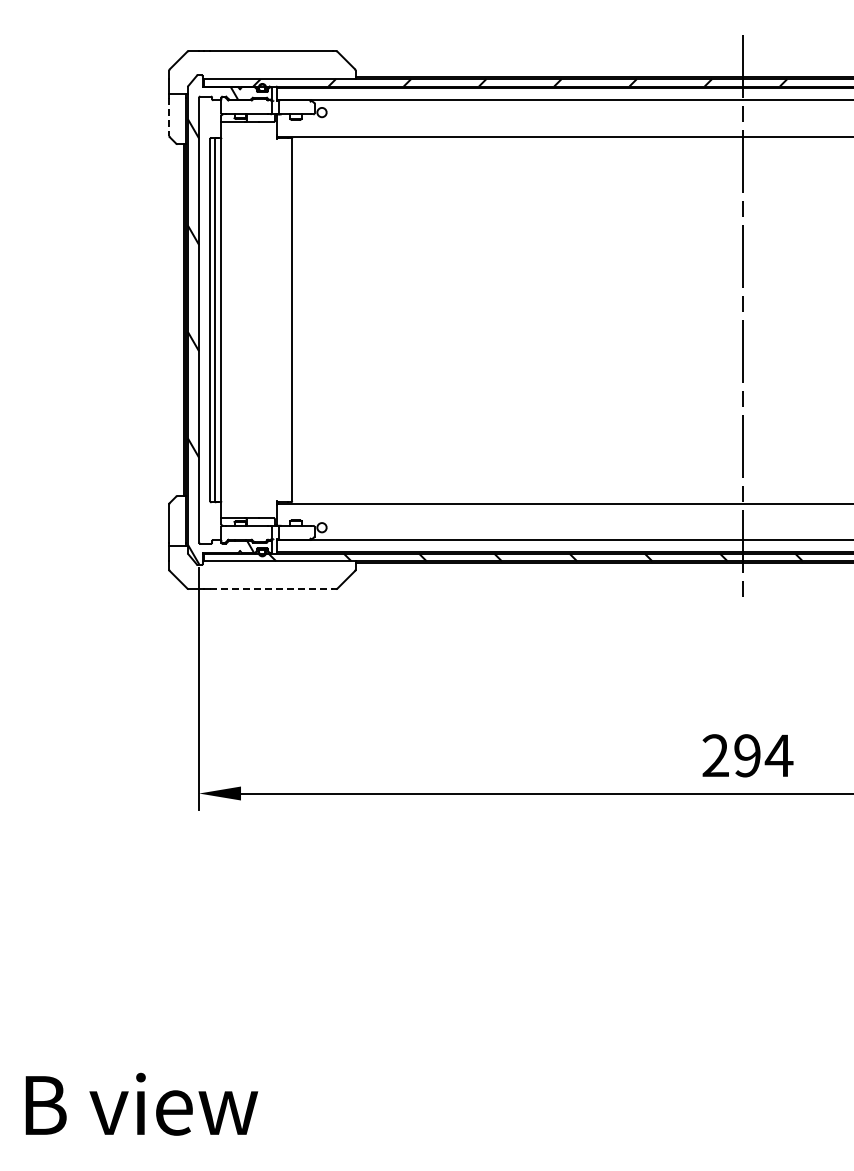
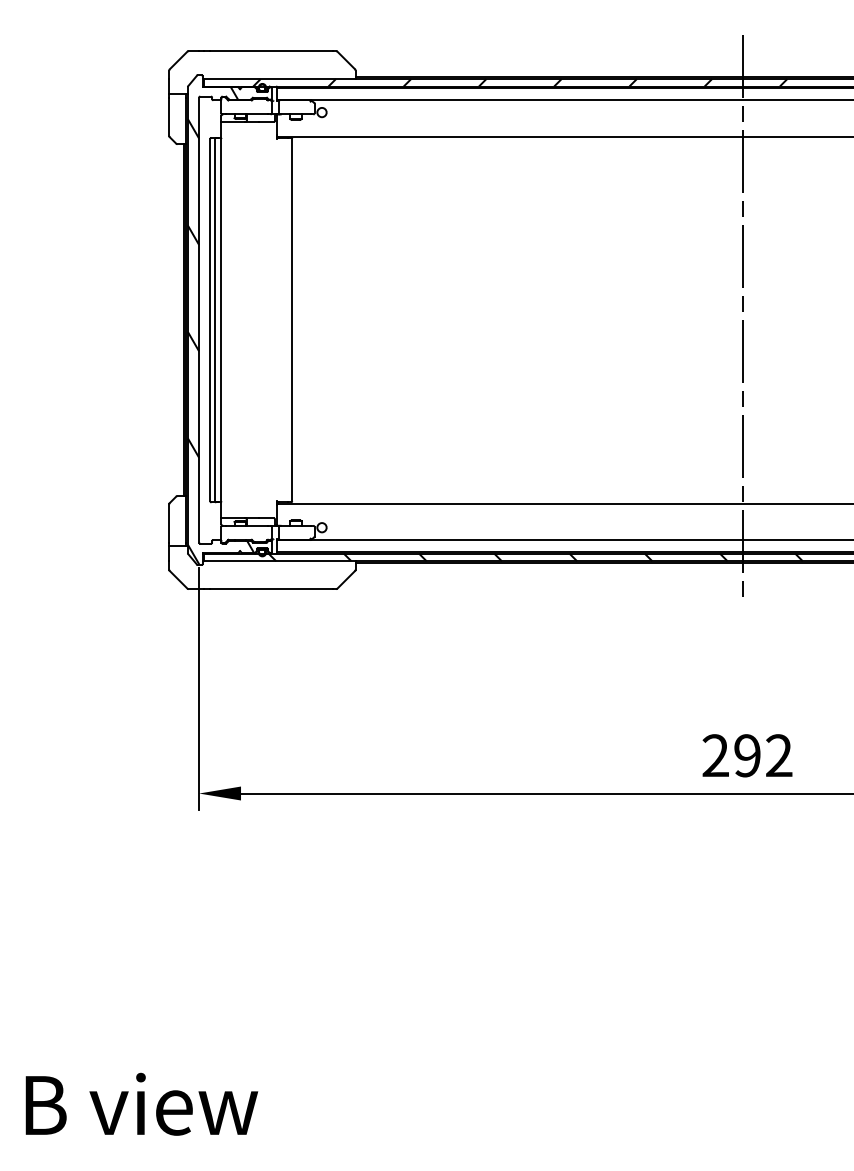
line: dashed -> solid (169, 117)
line: dashed -> solid (271, 589)
text: 294 -> 292 (778, 755)
